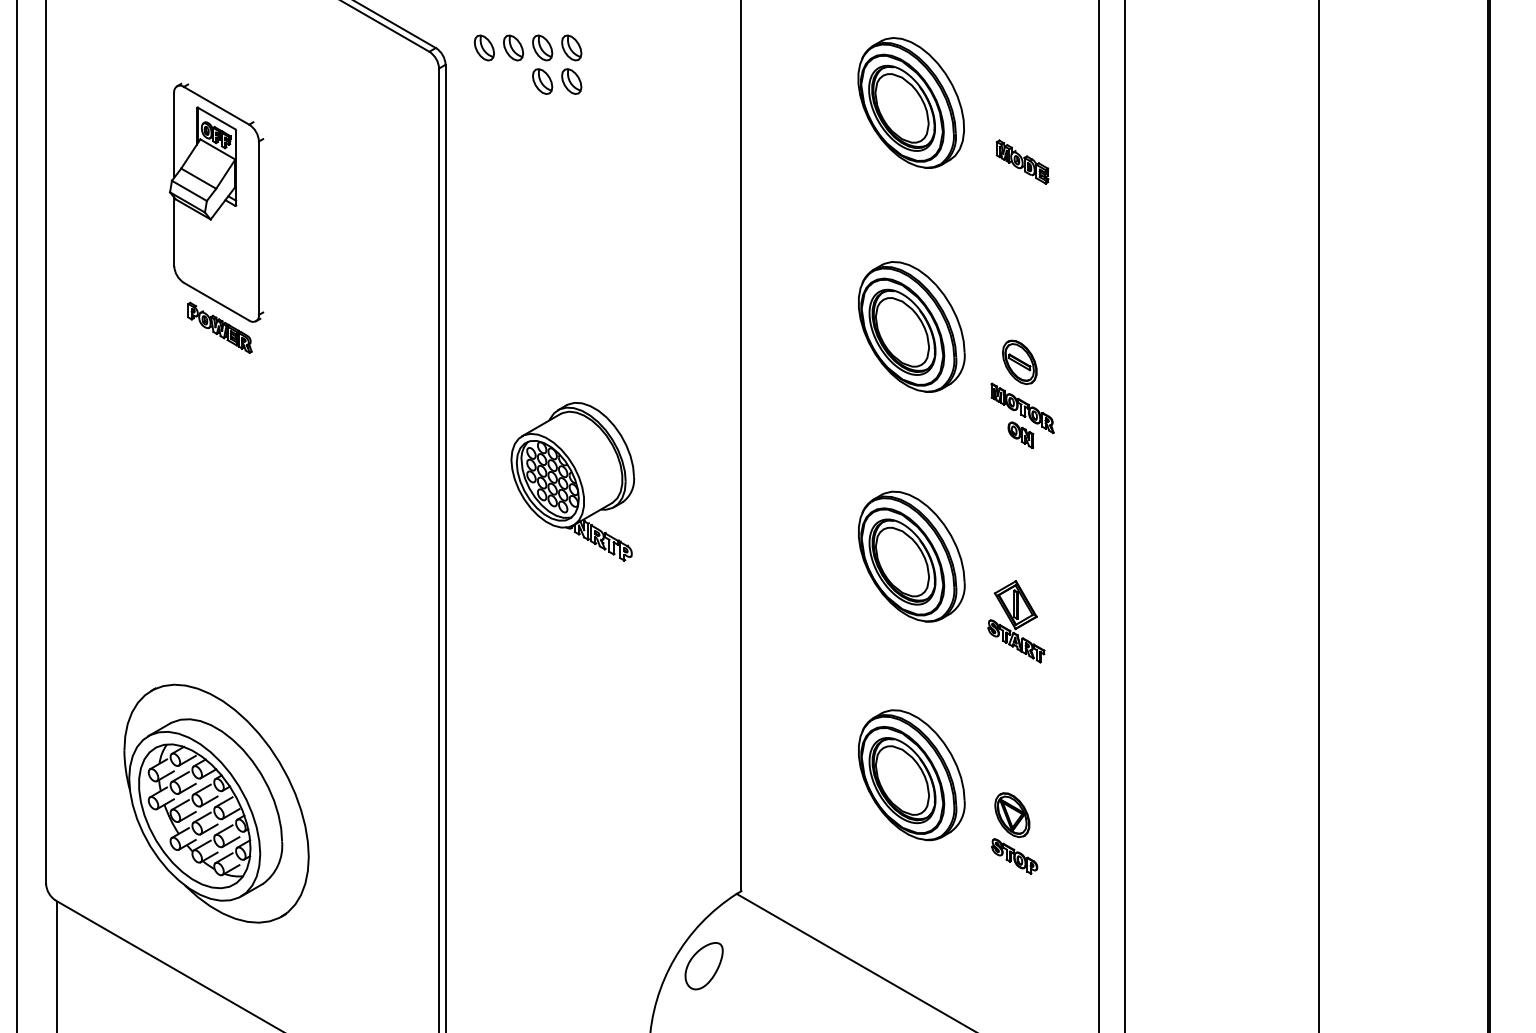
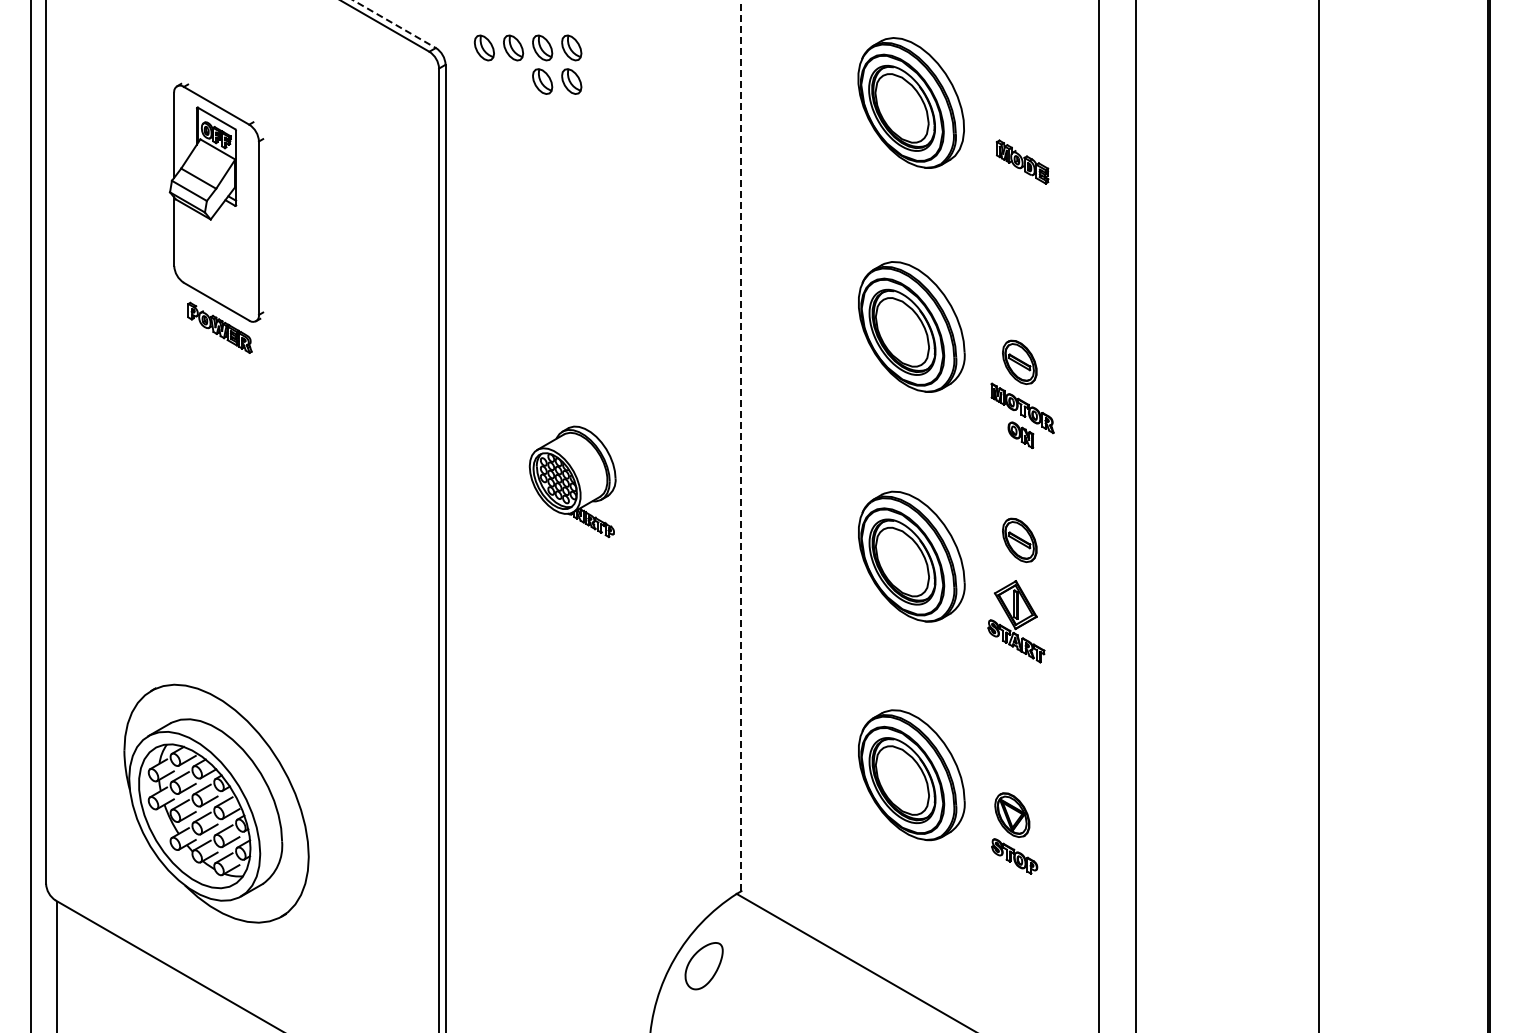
line: solid -> dashed (394, 24)
line: solid -> dashed (741, 445)
part size: 125x160 px -> 89x113 px (572, 481)
line position: (17, 515) -> (31, 515) (31, 515)
line position: (1124, 515) -> (1135, 515) (1135, 515)
part: none -> present (1019, 539)
